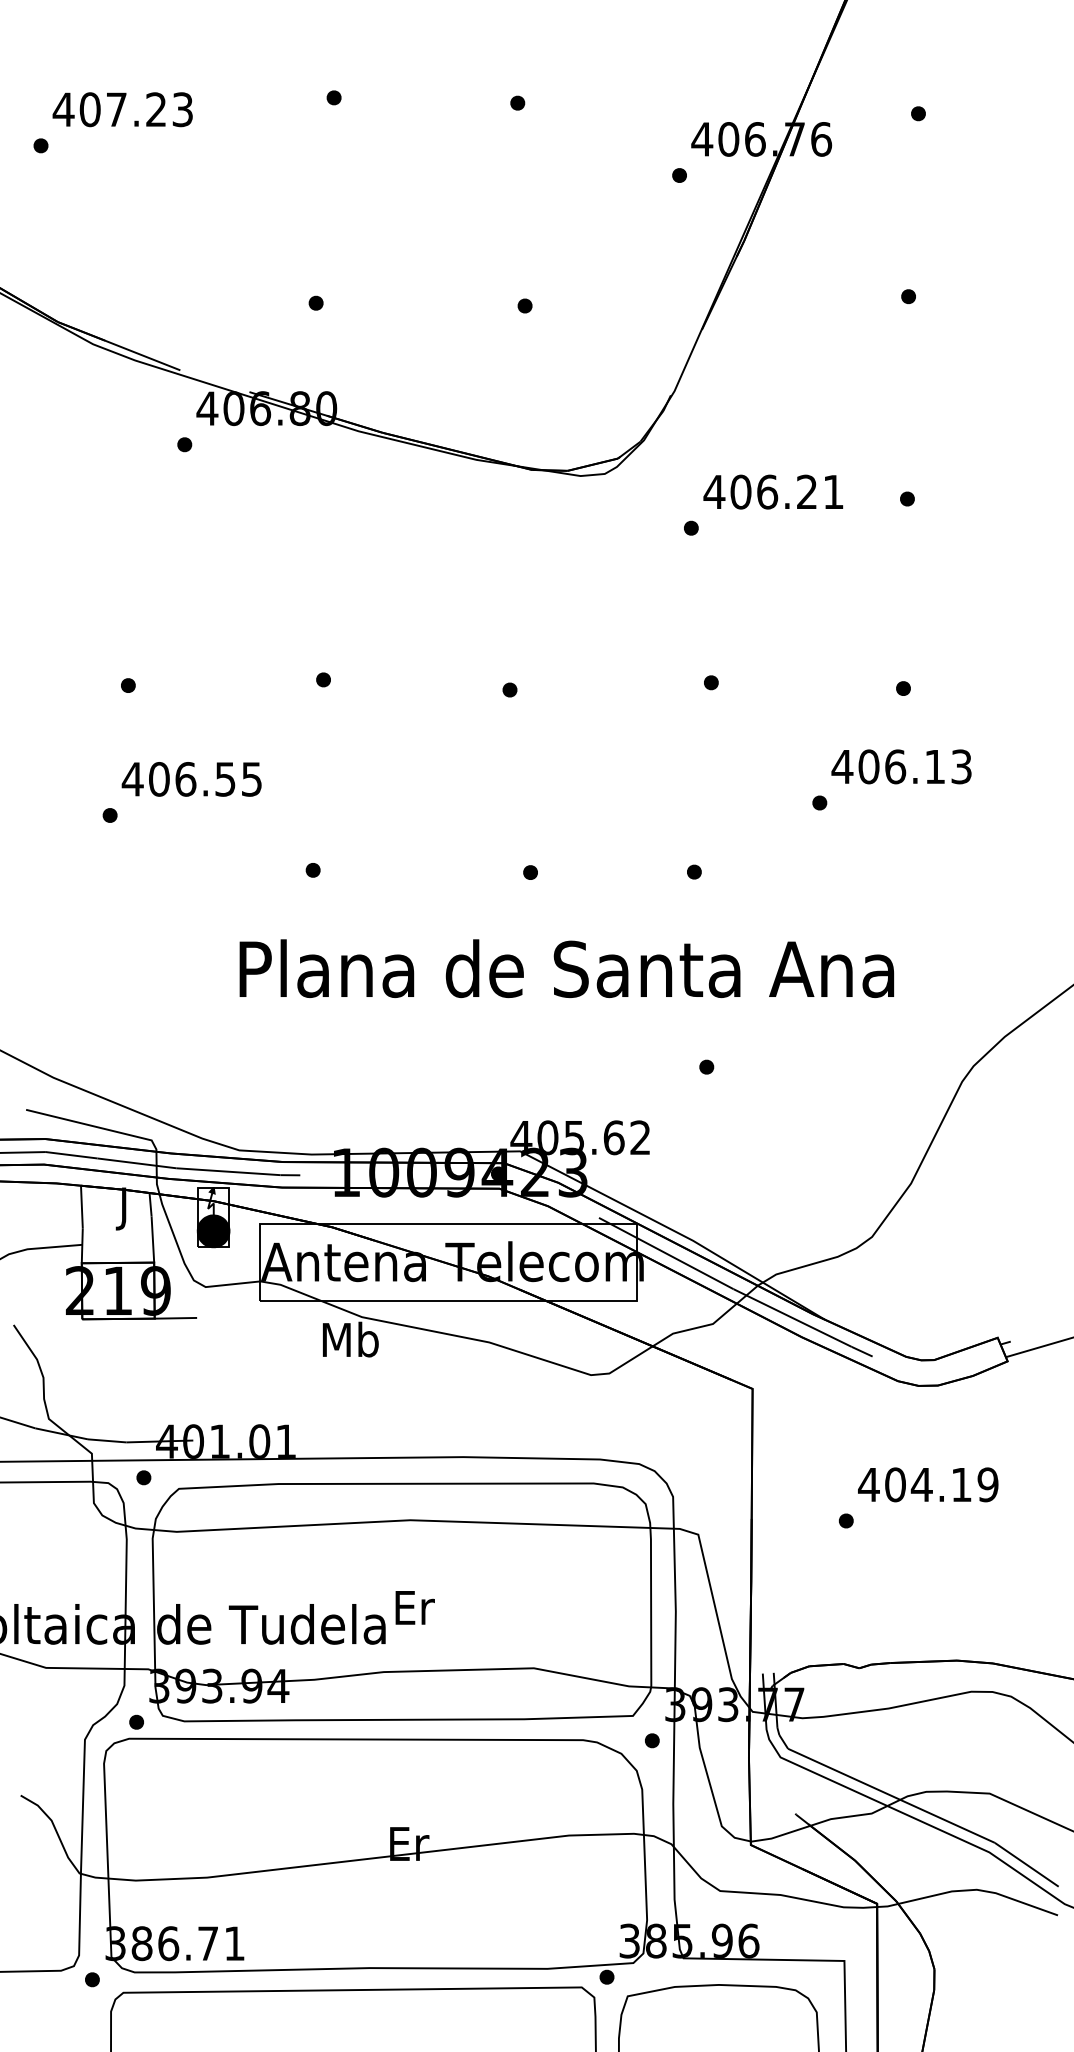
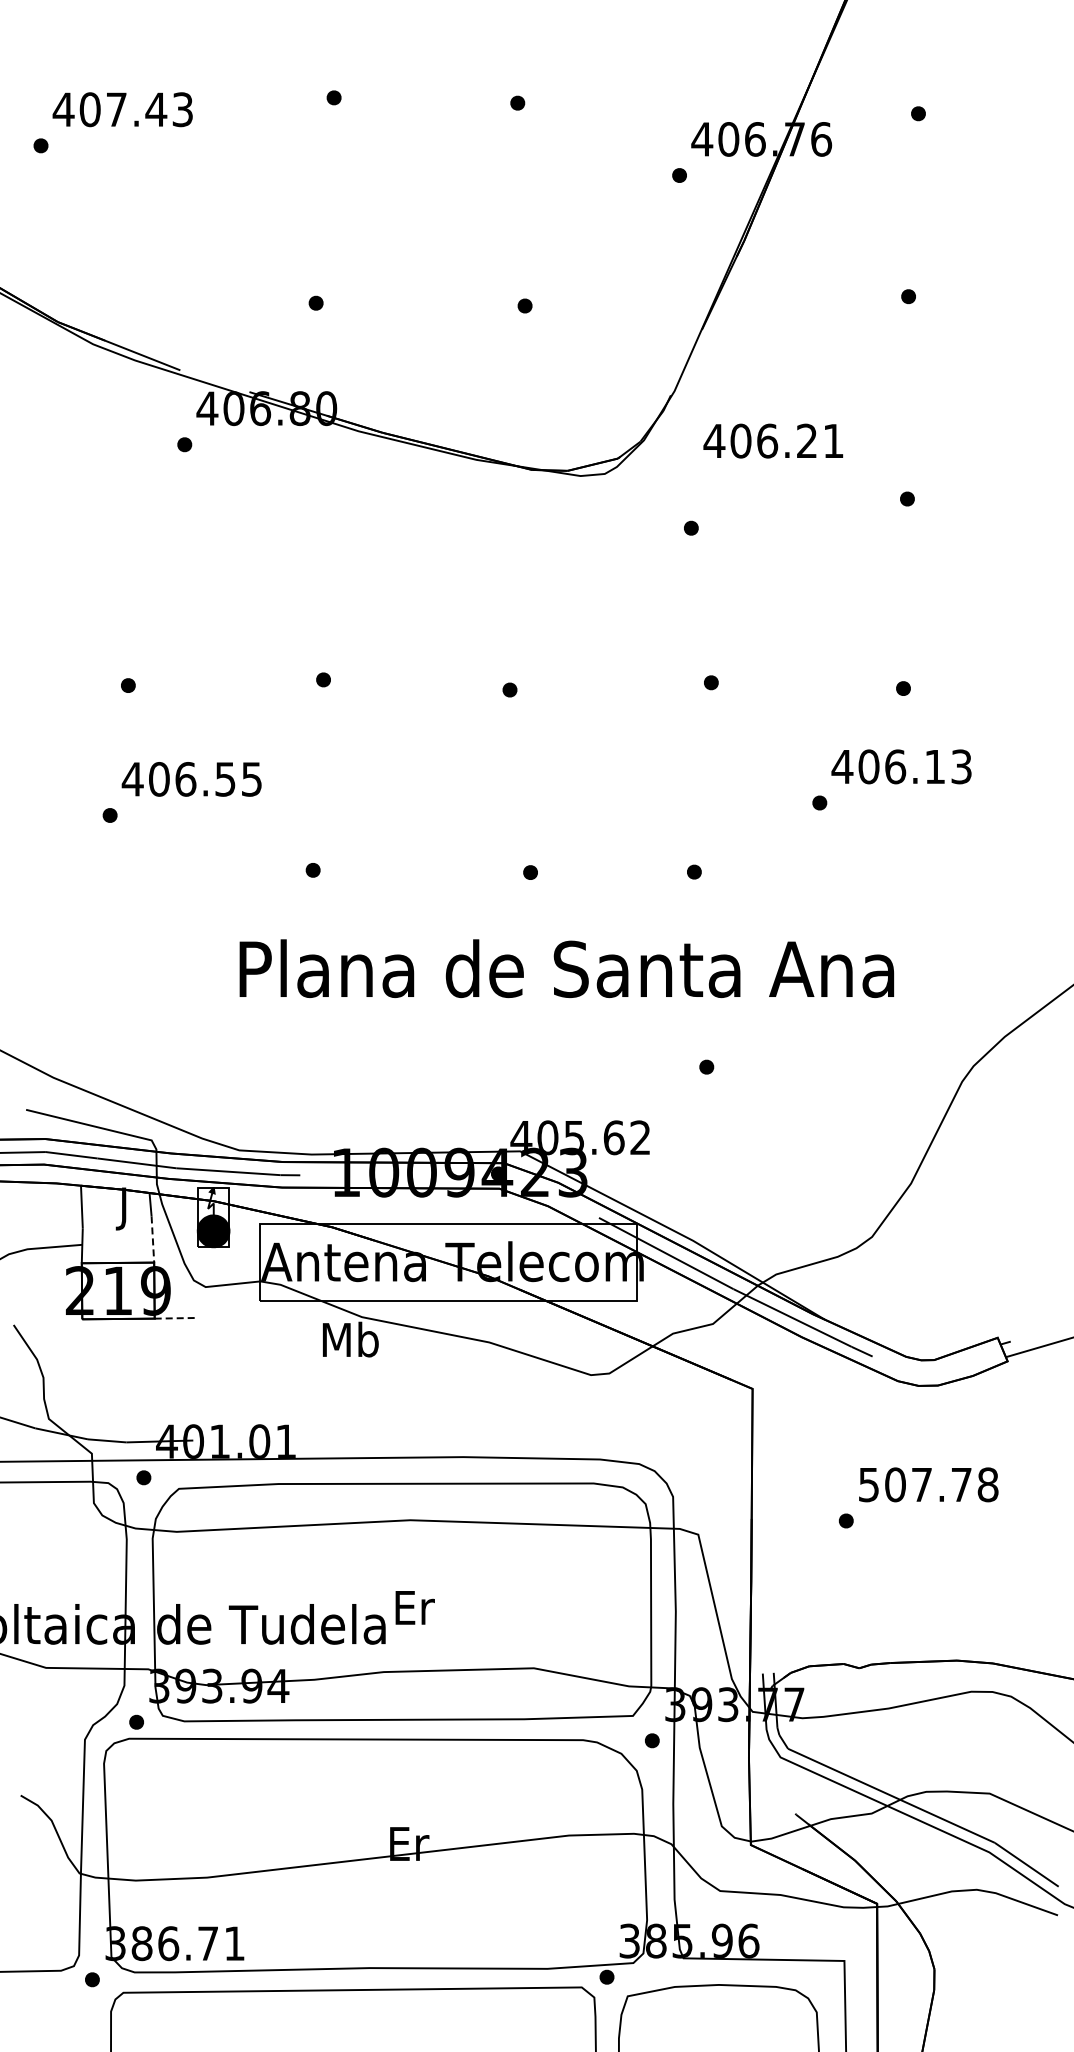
text: 407.23 -> 407.43 (156, 109)
text position: (773, 491) -> (773, 440) (773, 440)
line: solid -> dashed (152, 1240)
line: solid -> dashed (176, 1318)
text: 404.19 -> 507.78 (928, 1484)
